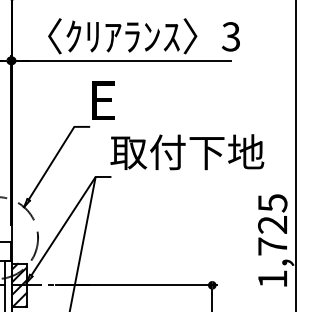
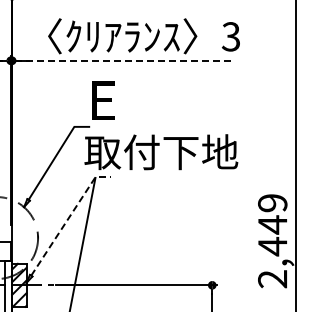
line: solid -> dashed (121, 60)
text position: (187, 152) -> (161, 152) (161, 152)
line: solid -> dashed (68, 218)
text: 1,725 -> 2,449 (272, 241)
